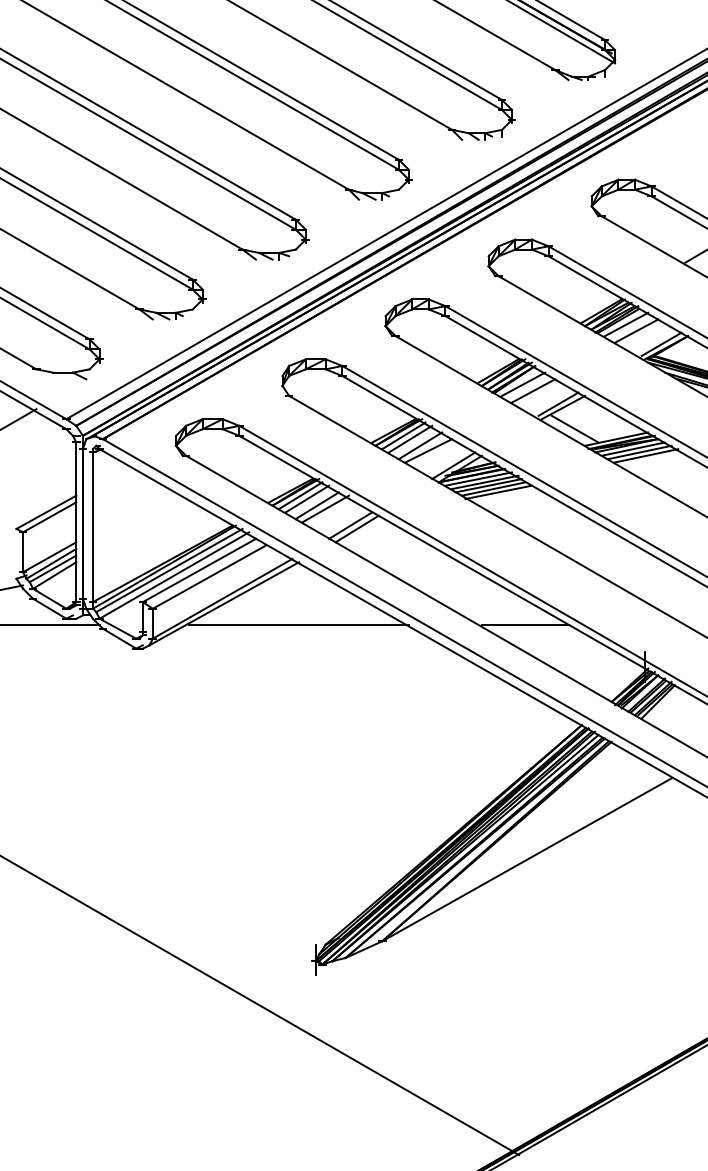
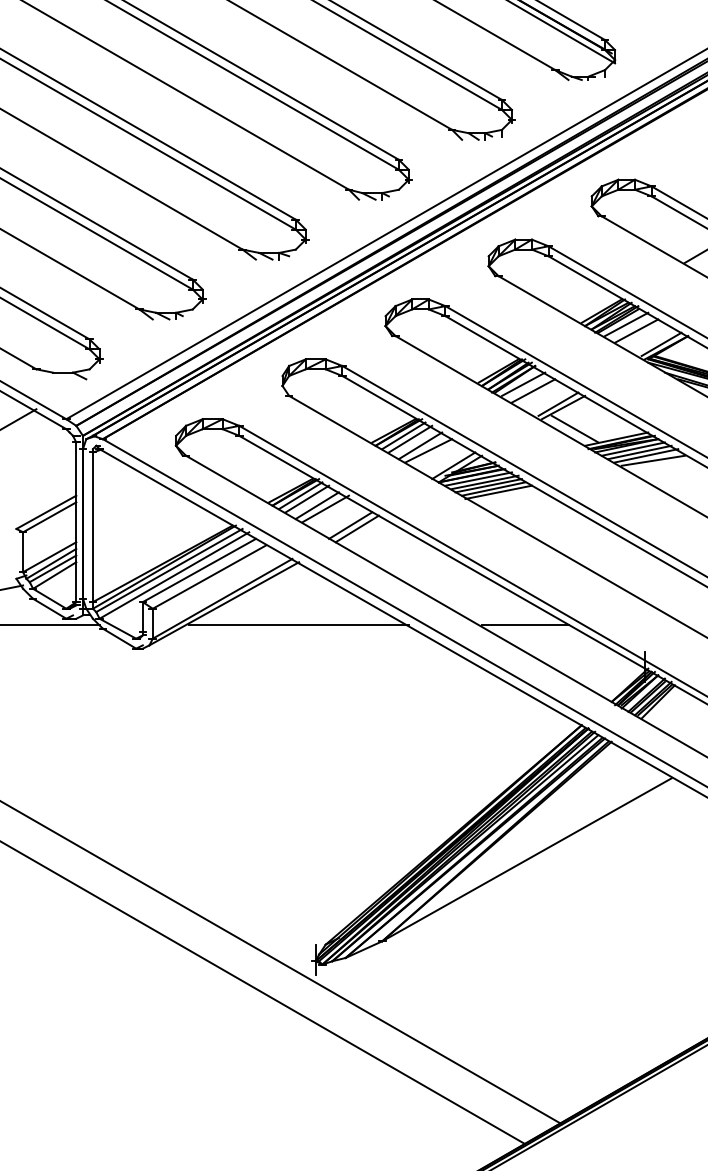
line: none -> present (652, 460)
line: none -> present (281, 963)
line position: (260, 1006) -> (263, 993) (263, 993)
